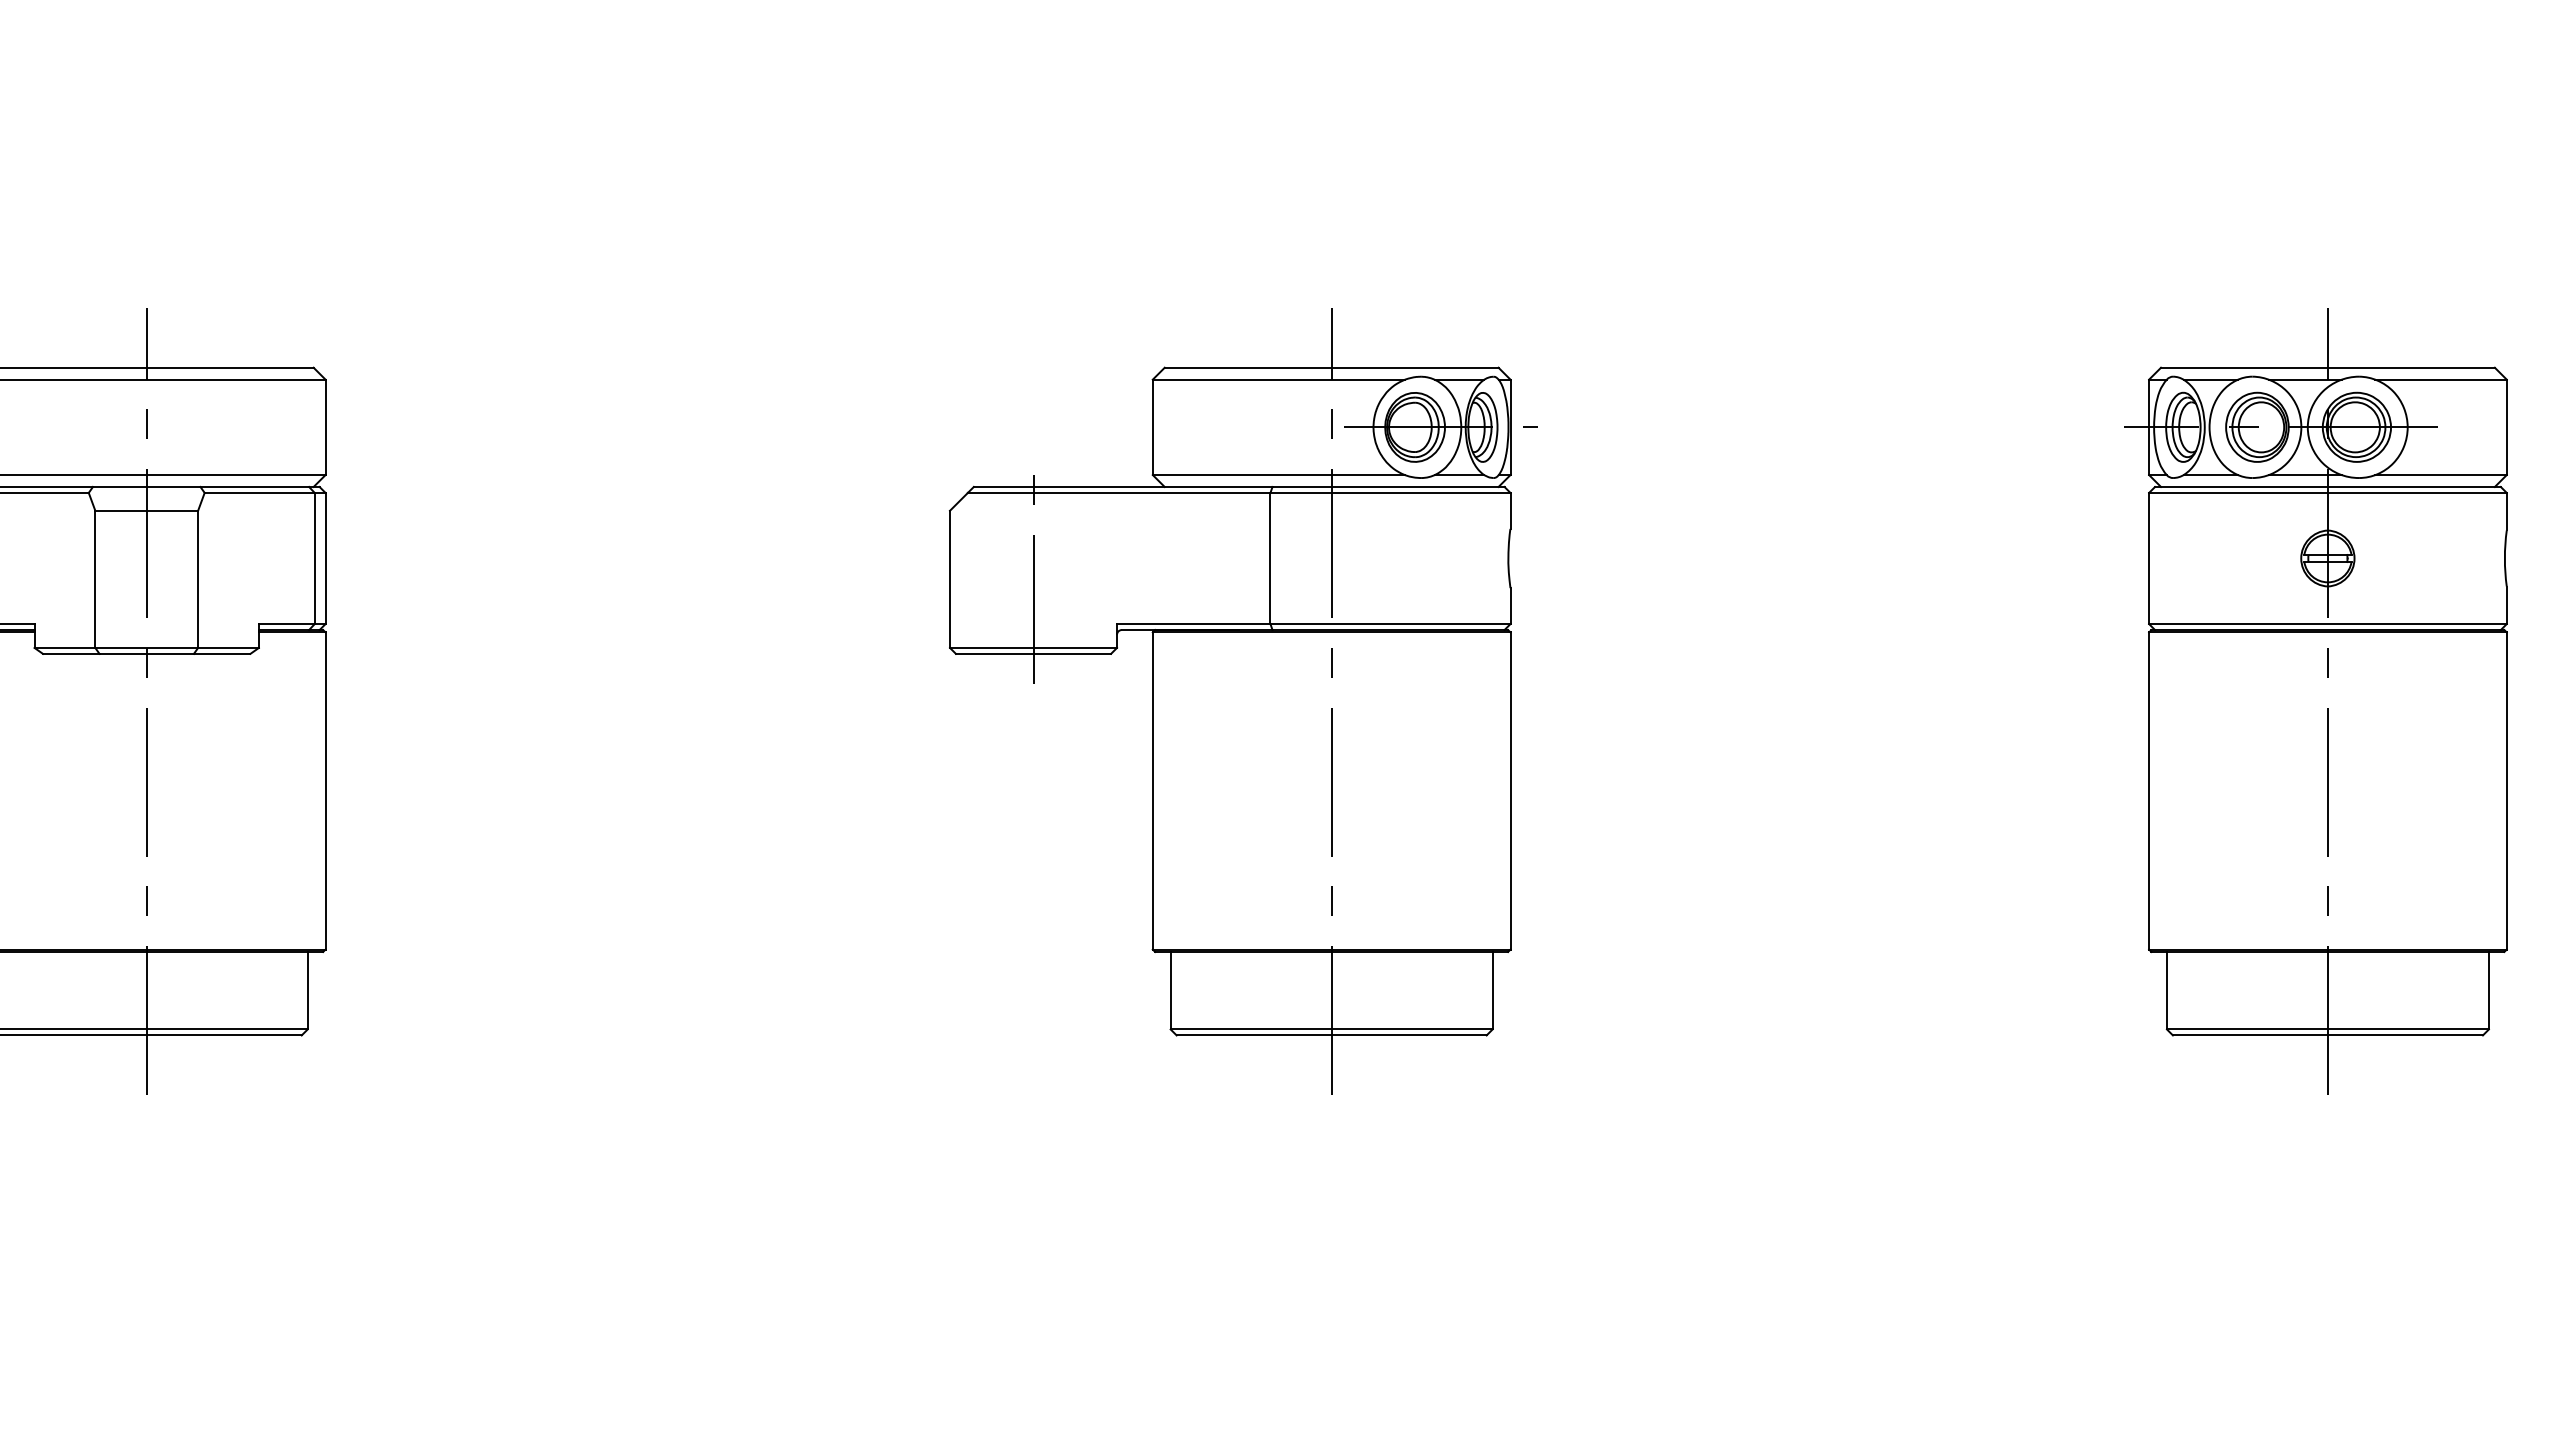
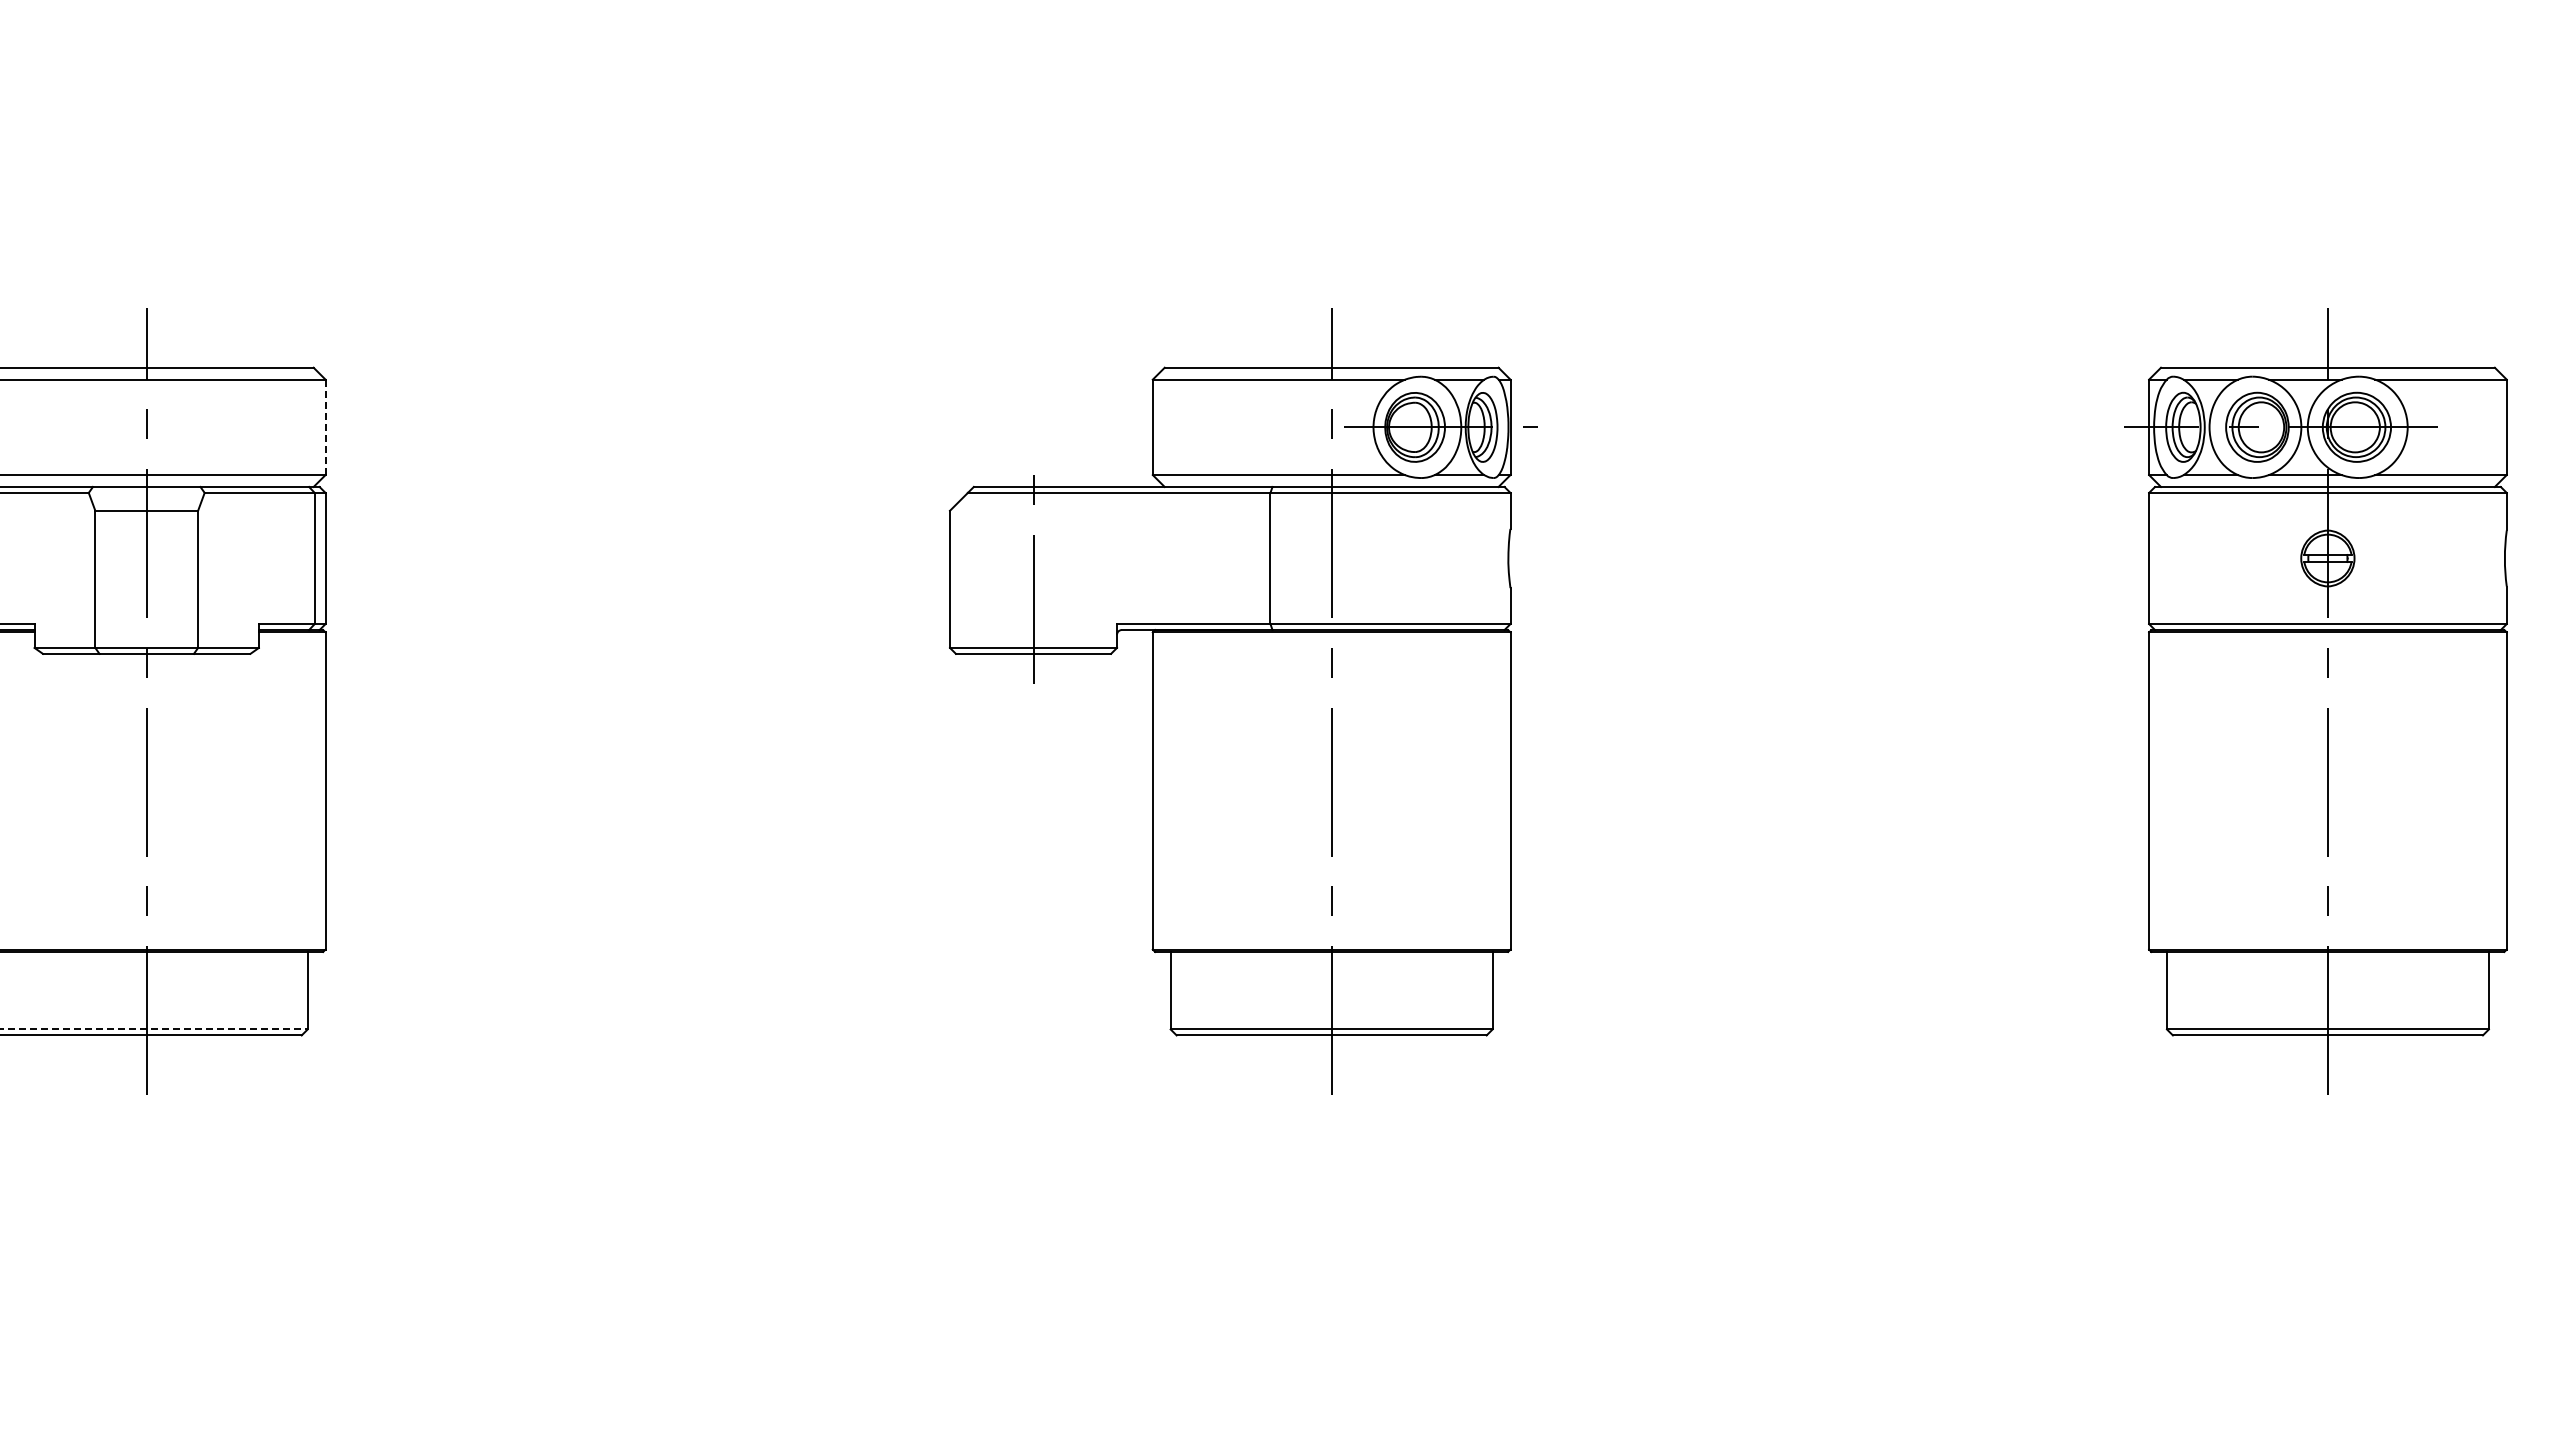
line: solid -> dashed (325, 427)
line: solid -> dashed (154, 1029)
